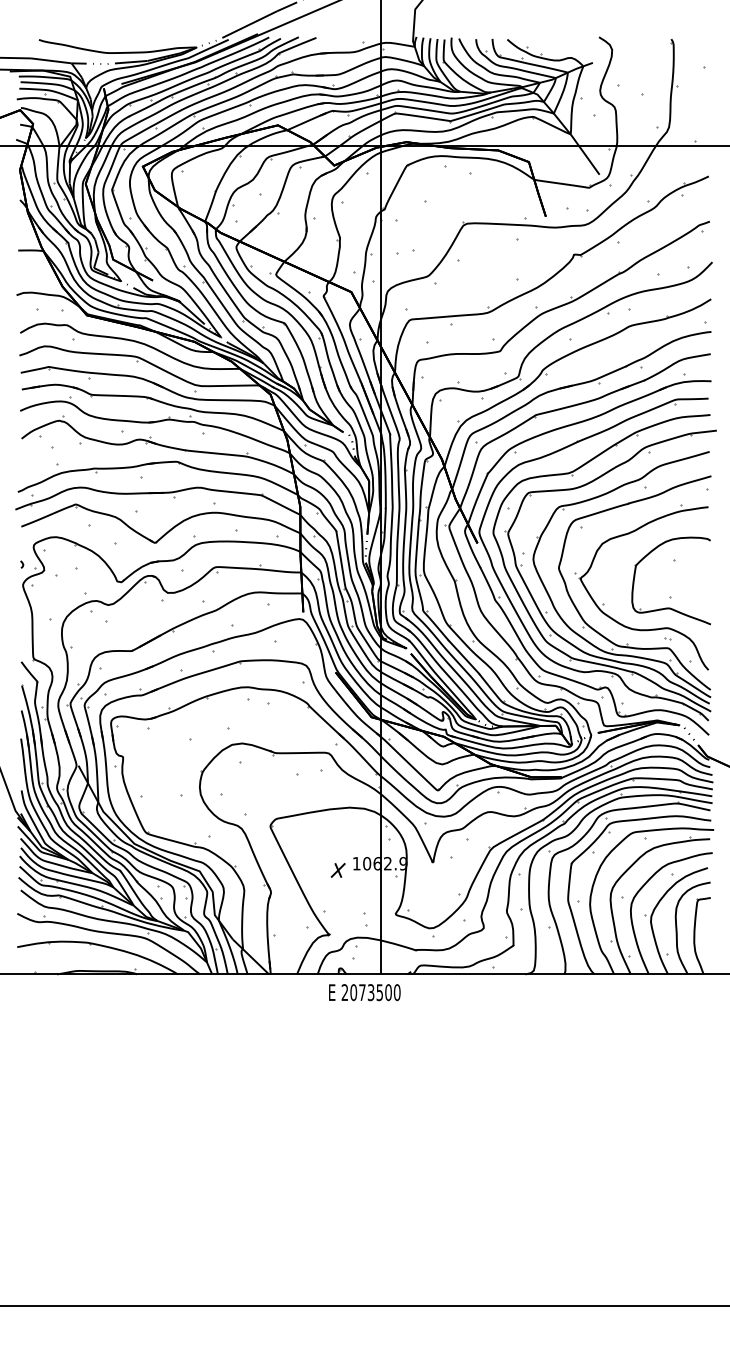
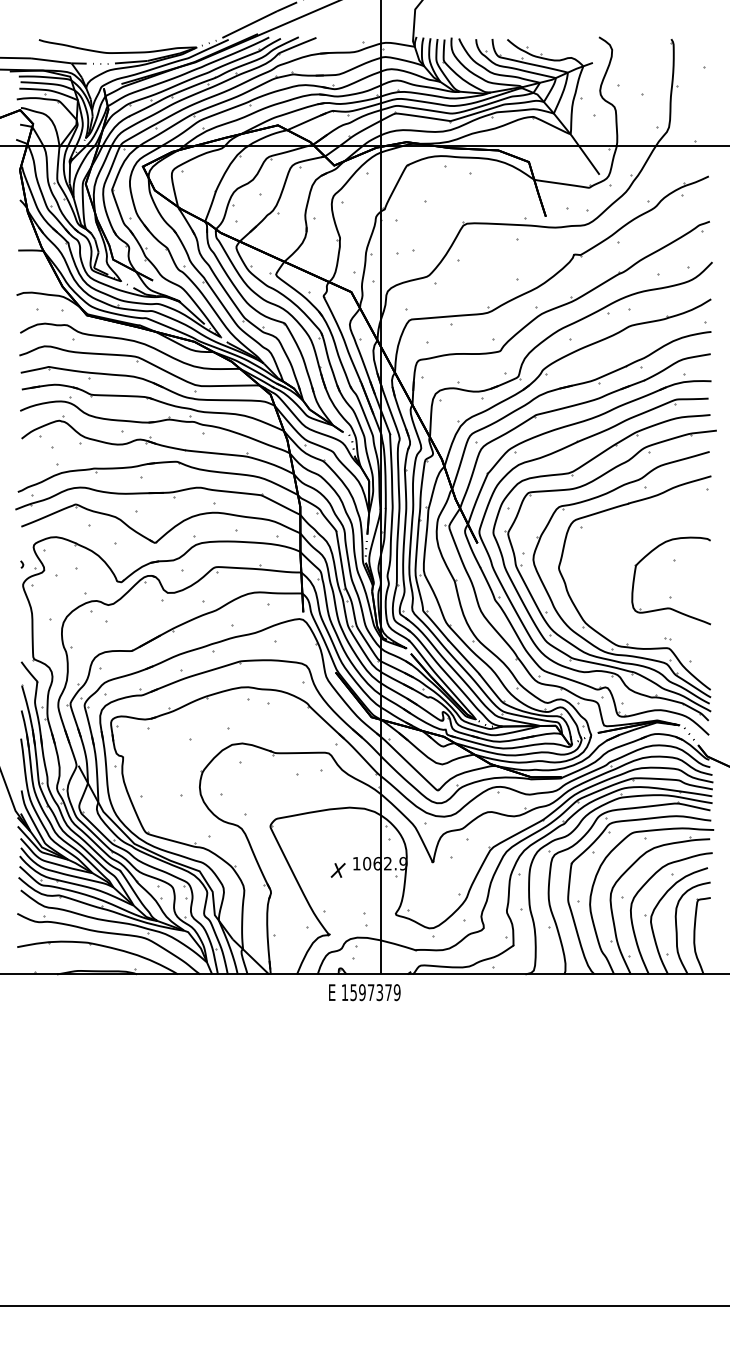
part: present -> none (604, 604)
text: 2073500 -> 1597379 (370, 992)
